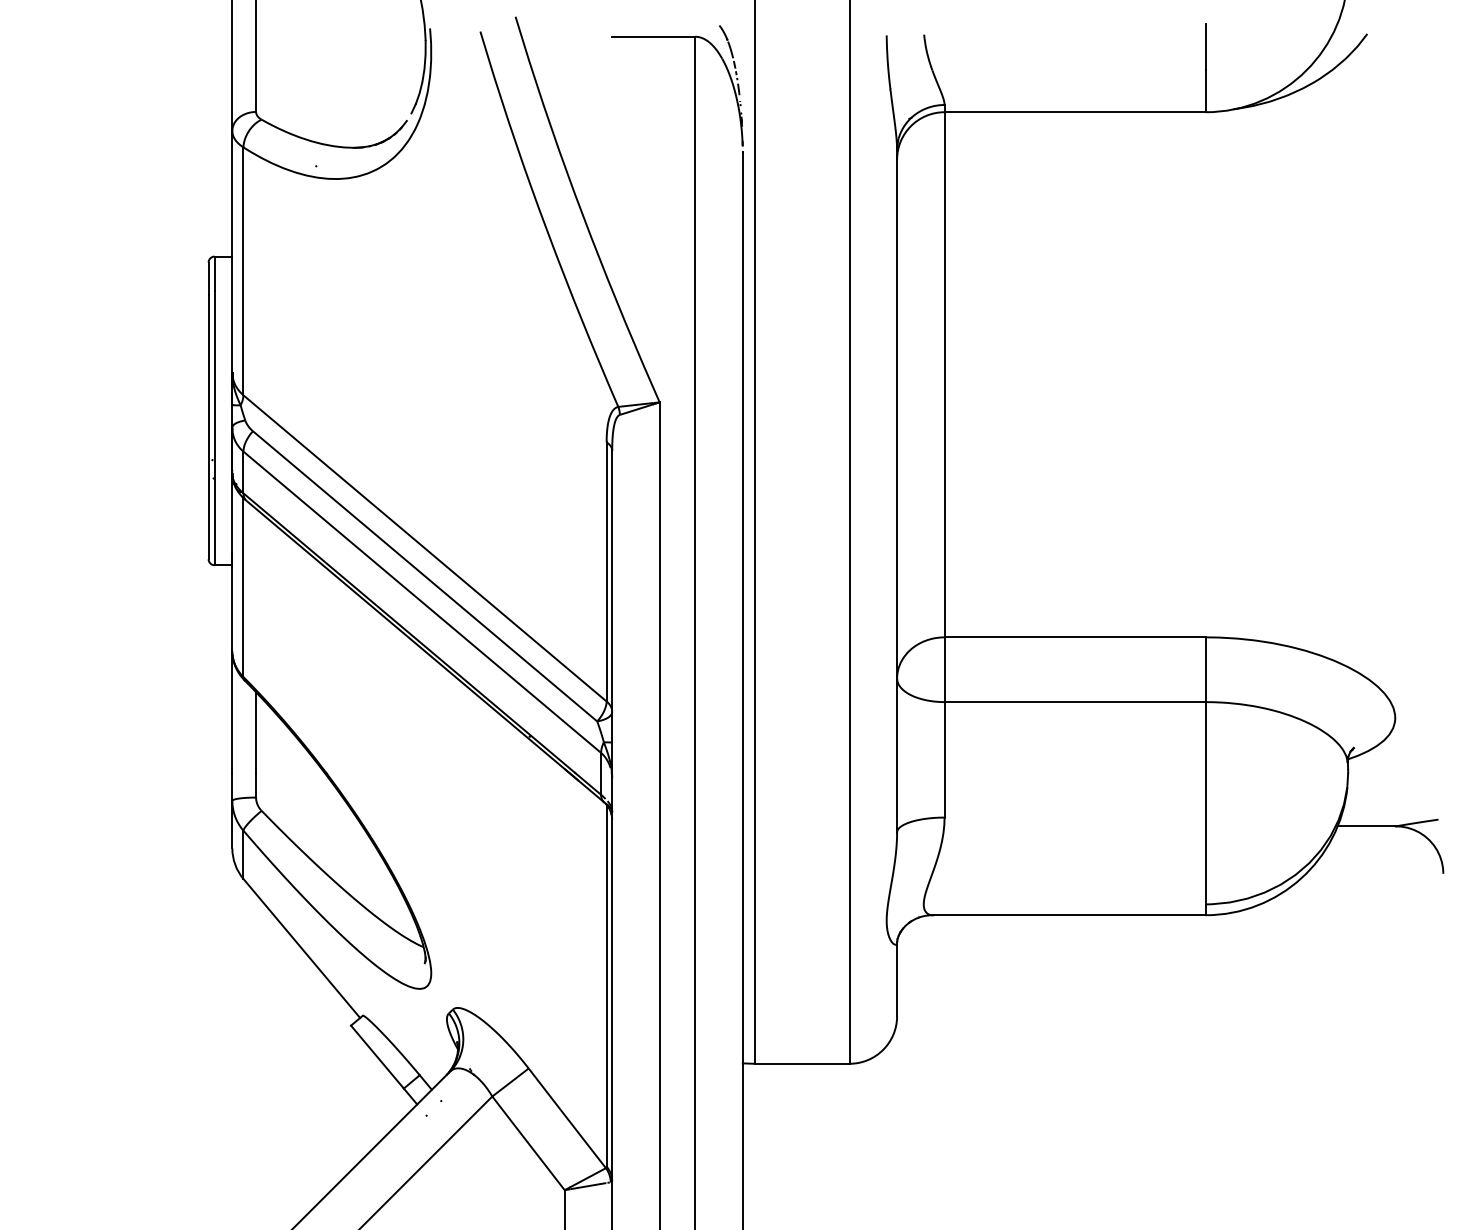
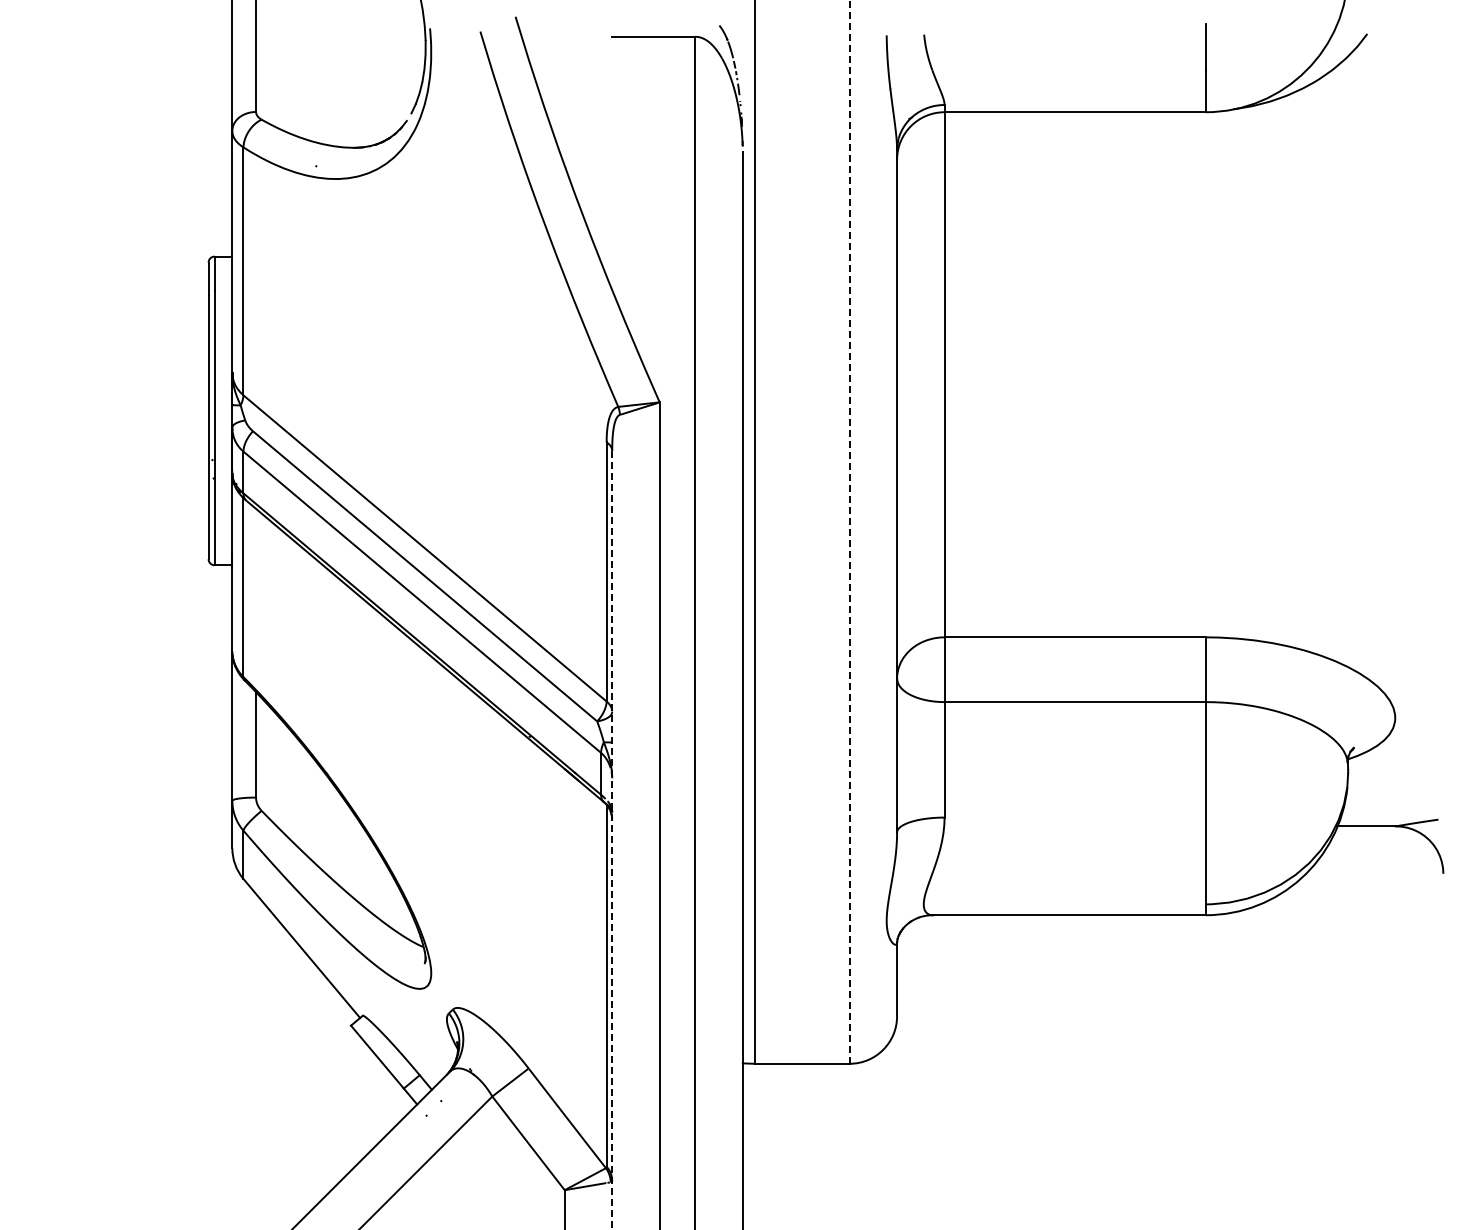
line: solid -> dashed (849, 531)
line: solid -> dashed (612, 840)
